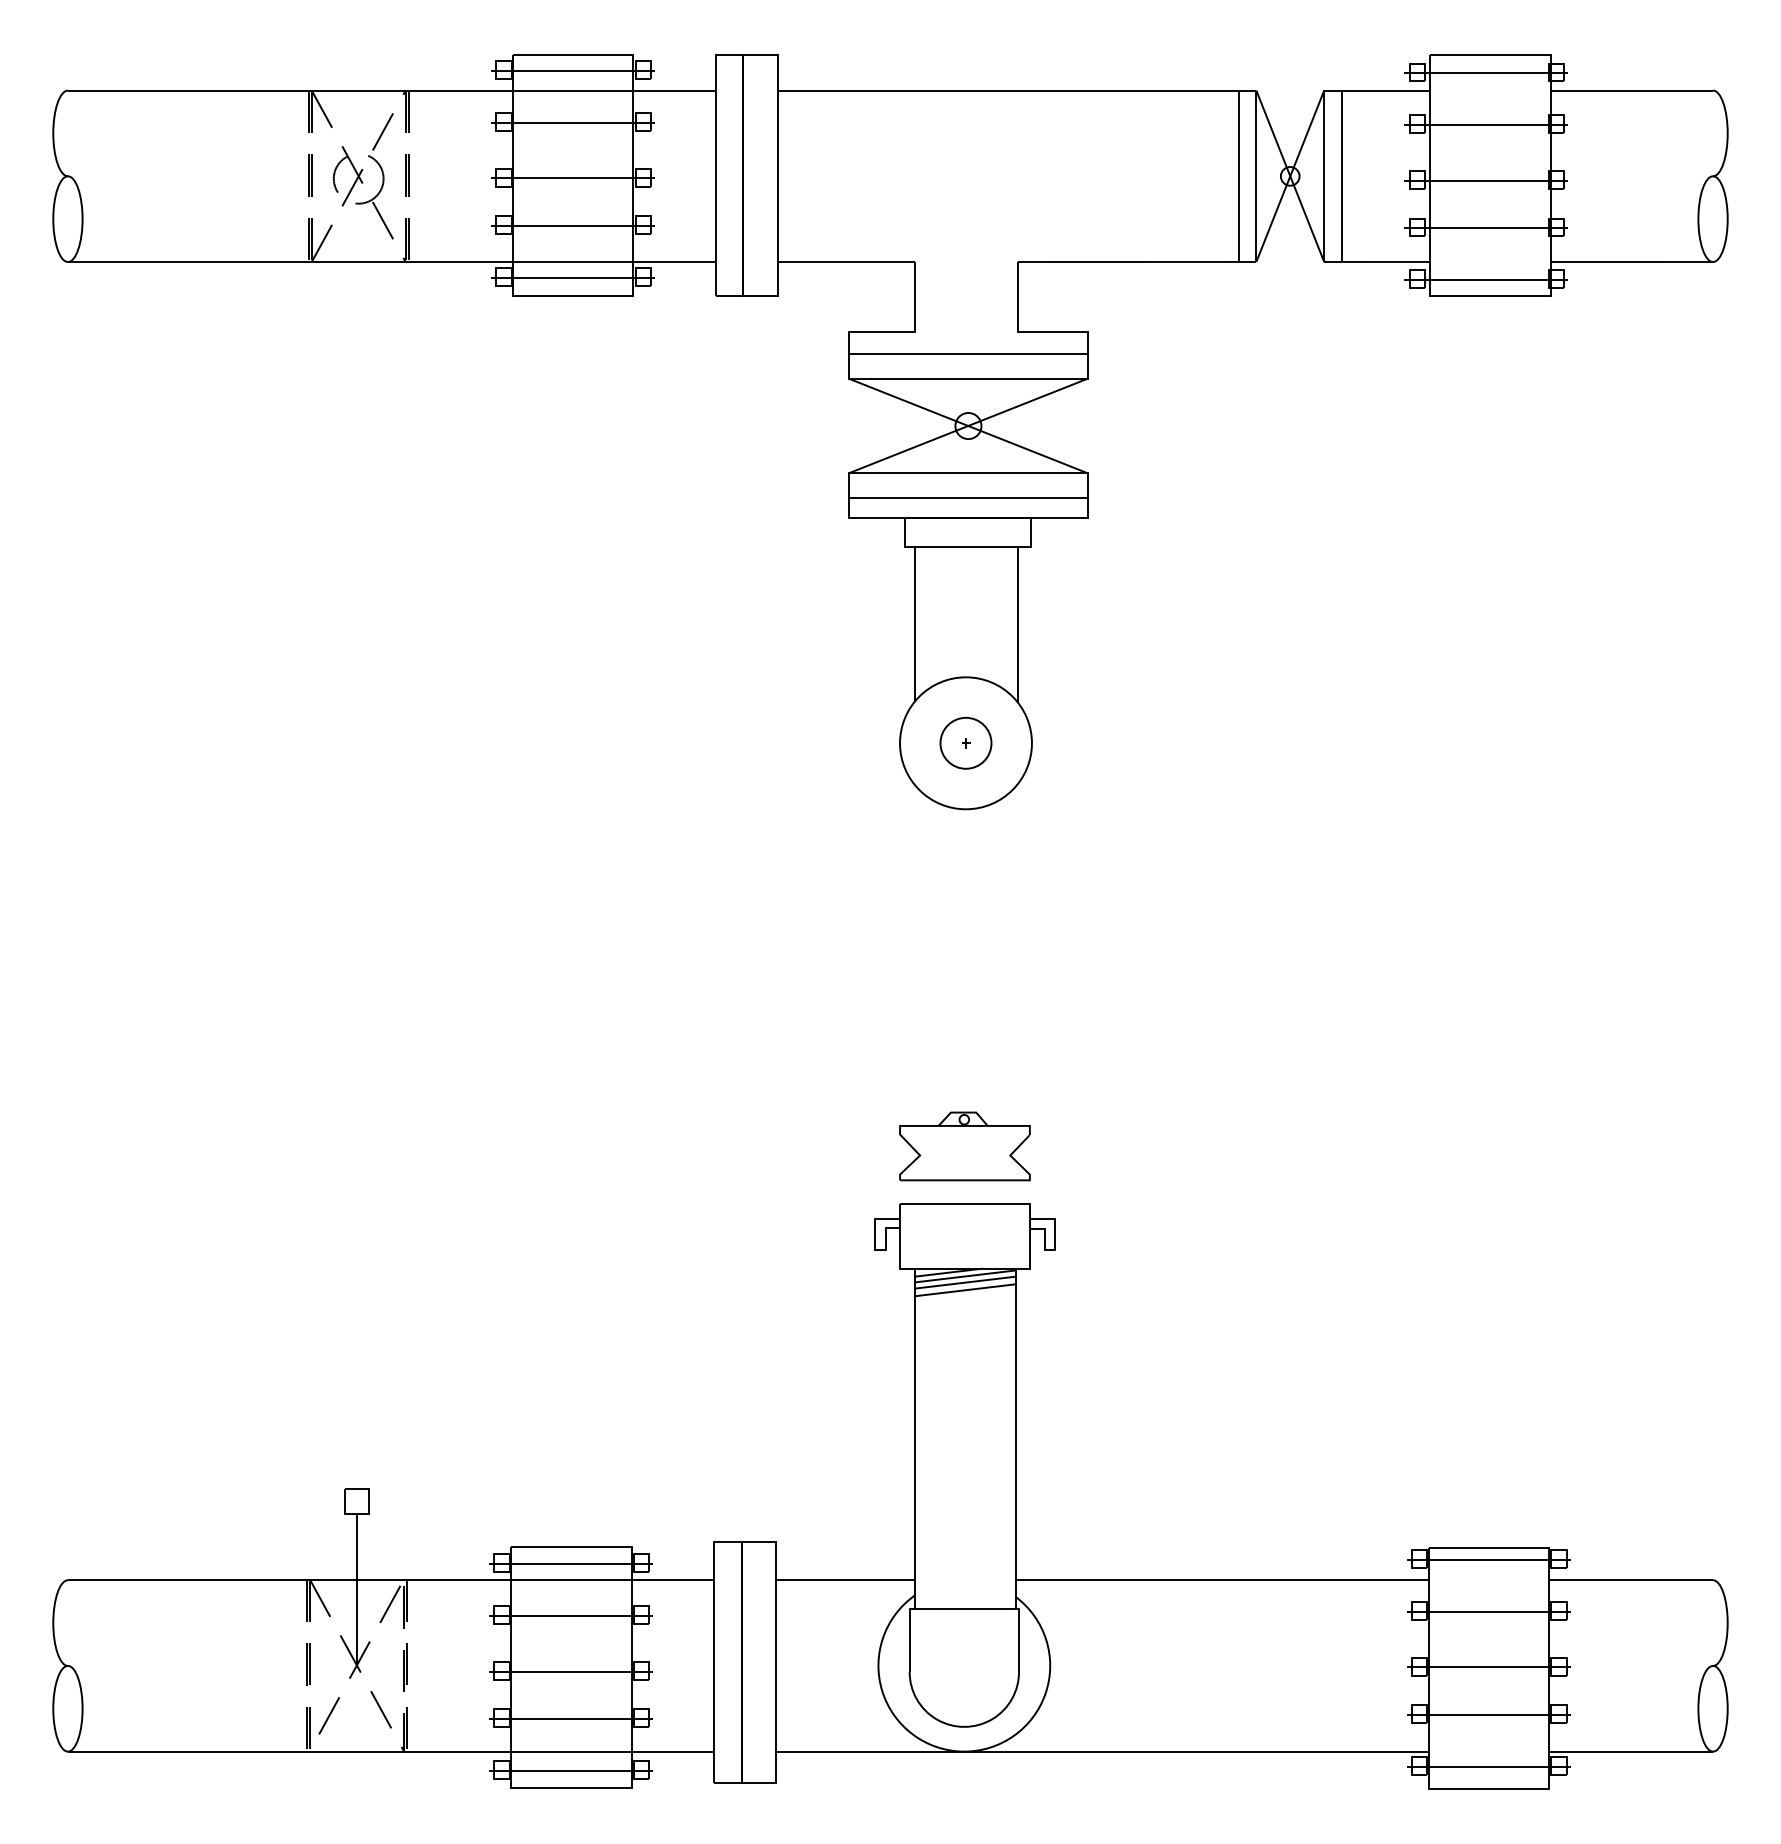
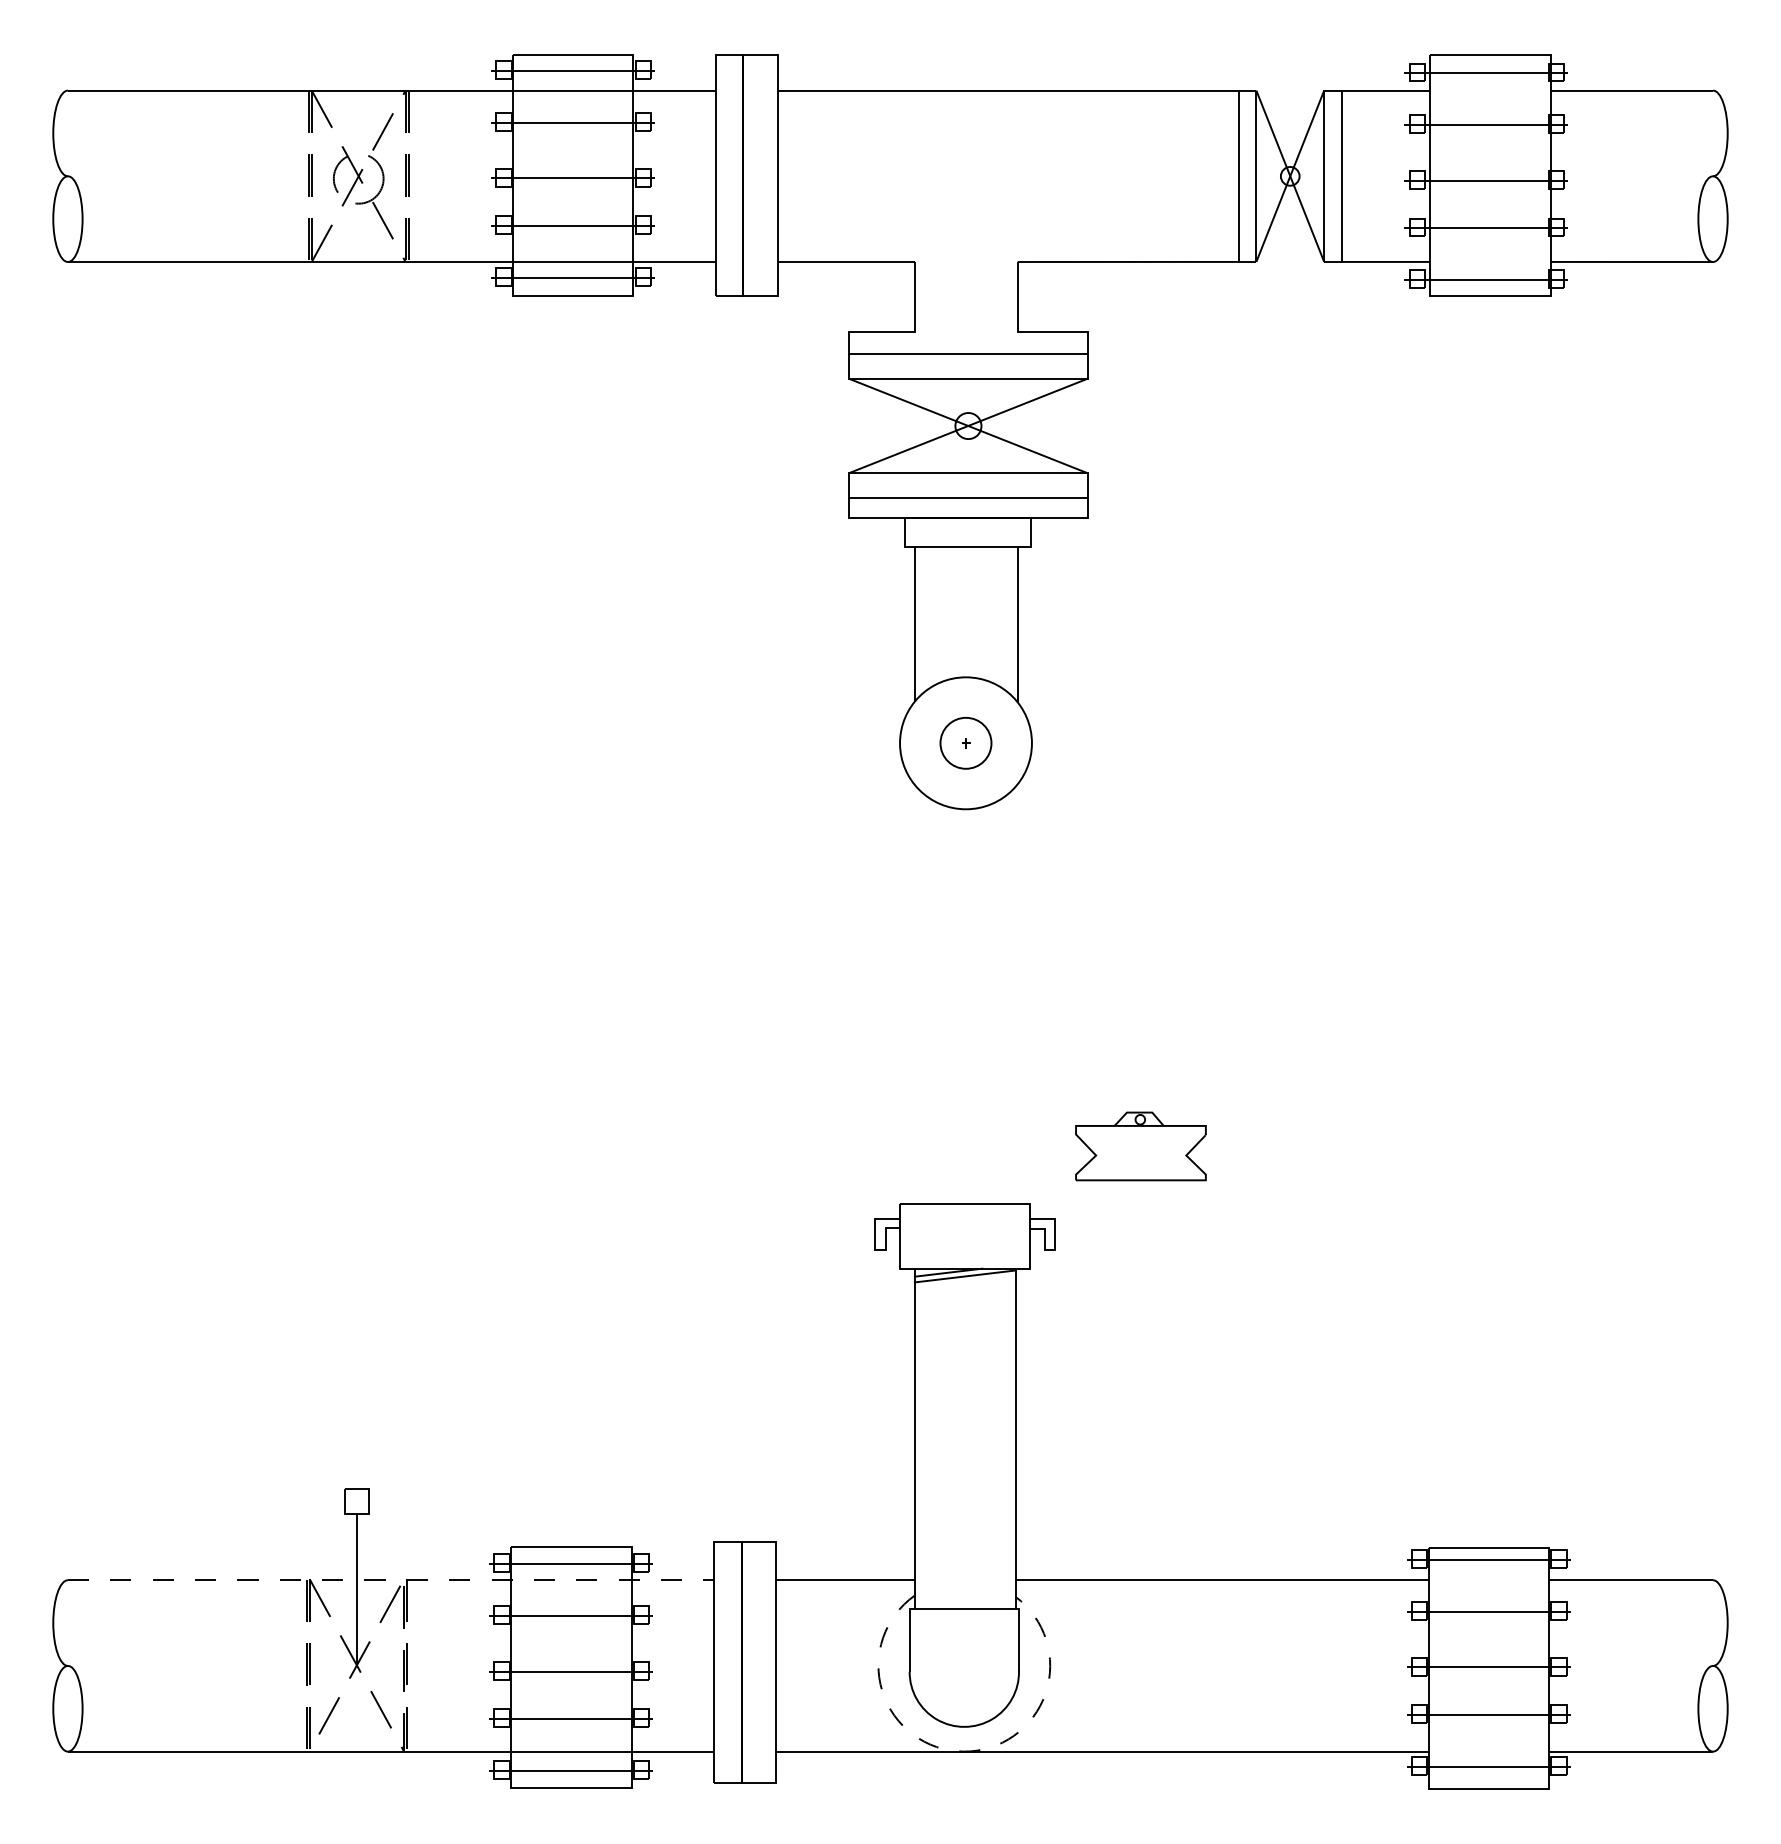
part position: (964, 1146) -> (1140, 1146) (1140, 1146)
line: present -> none (964, 1282)
line: present -> none (964, 1290)
line: solid -> dashed (391, 1580)
arc: solid -> dashed (963, 1751)
